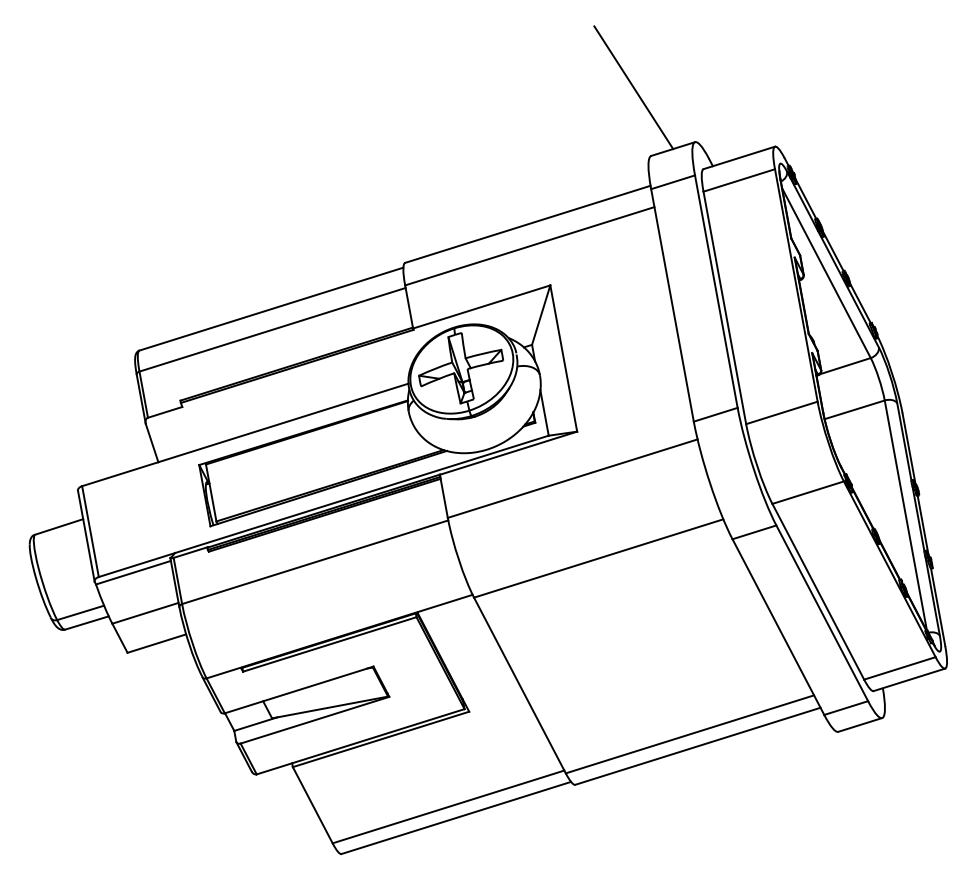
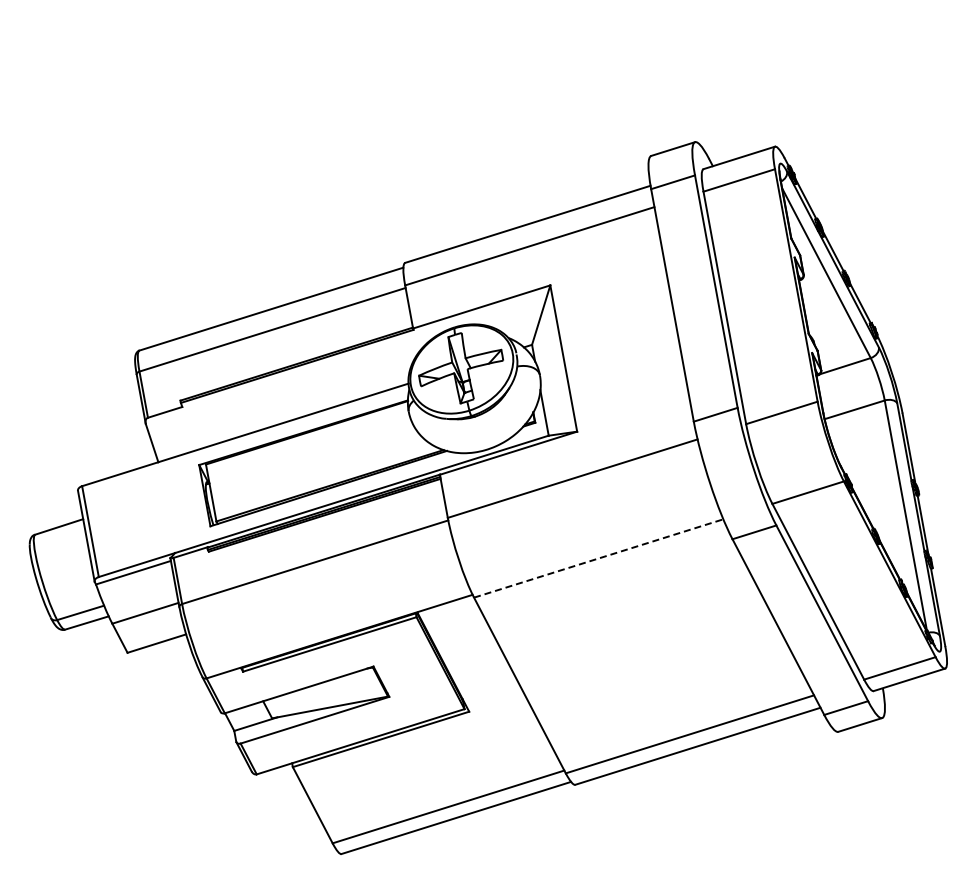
line: present -> none (633, 87)
line: solid -> dashed (598, 558)
